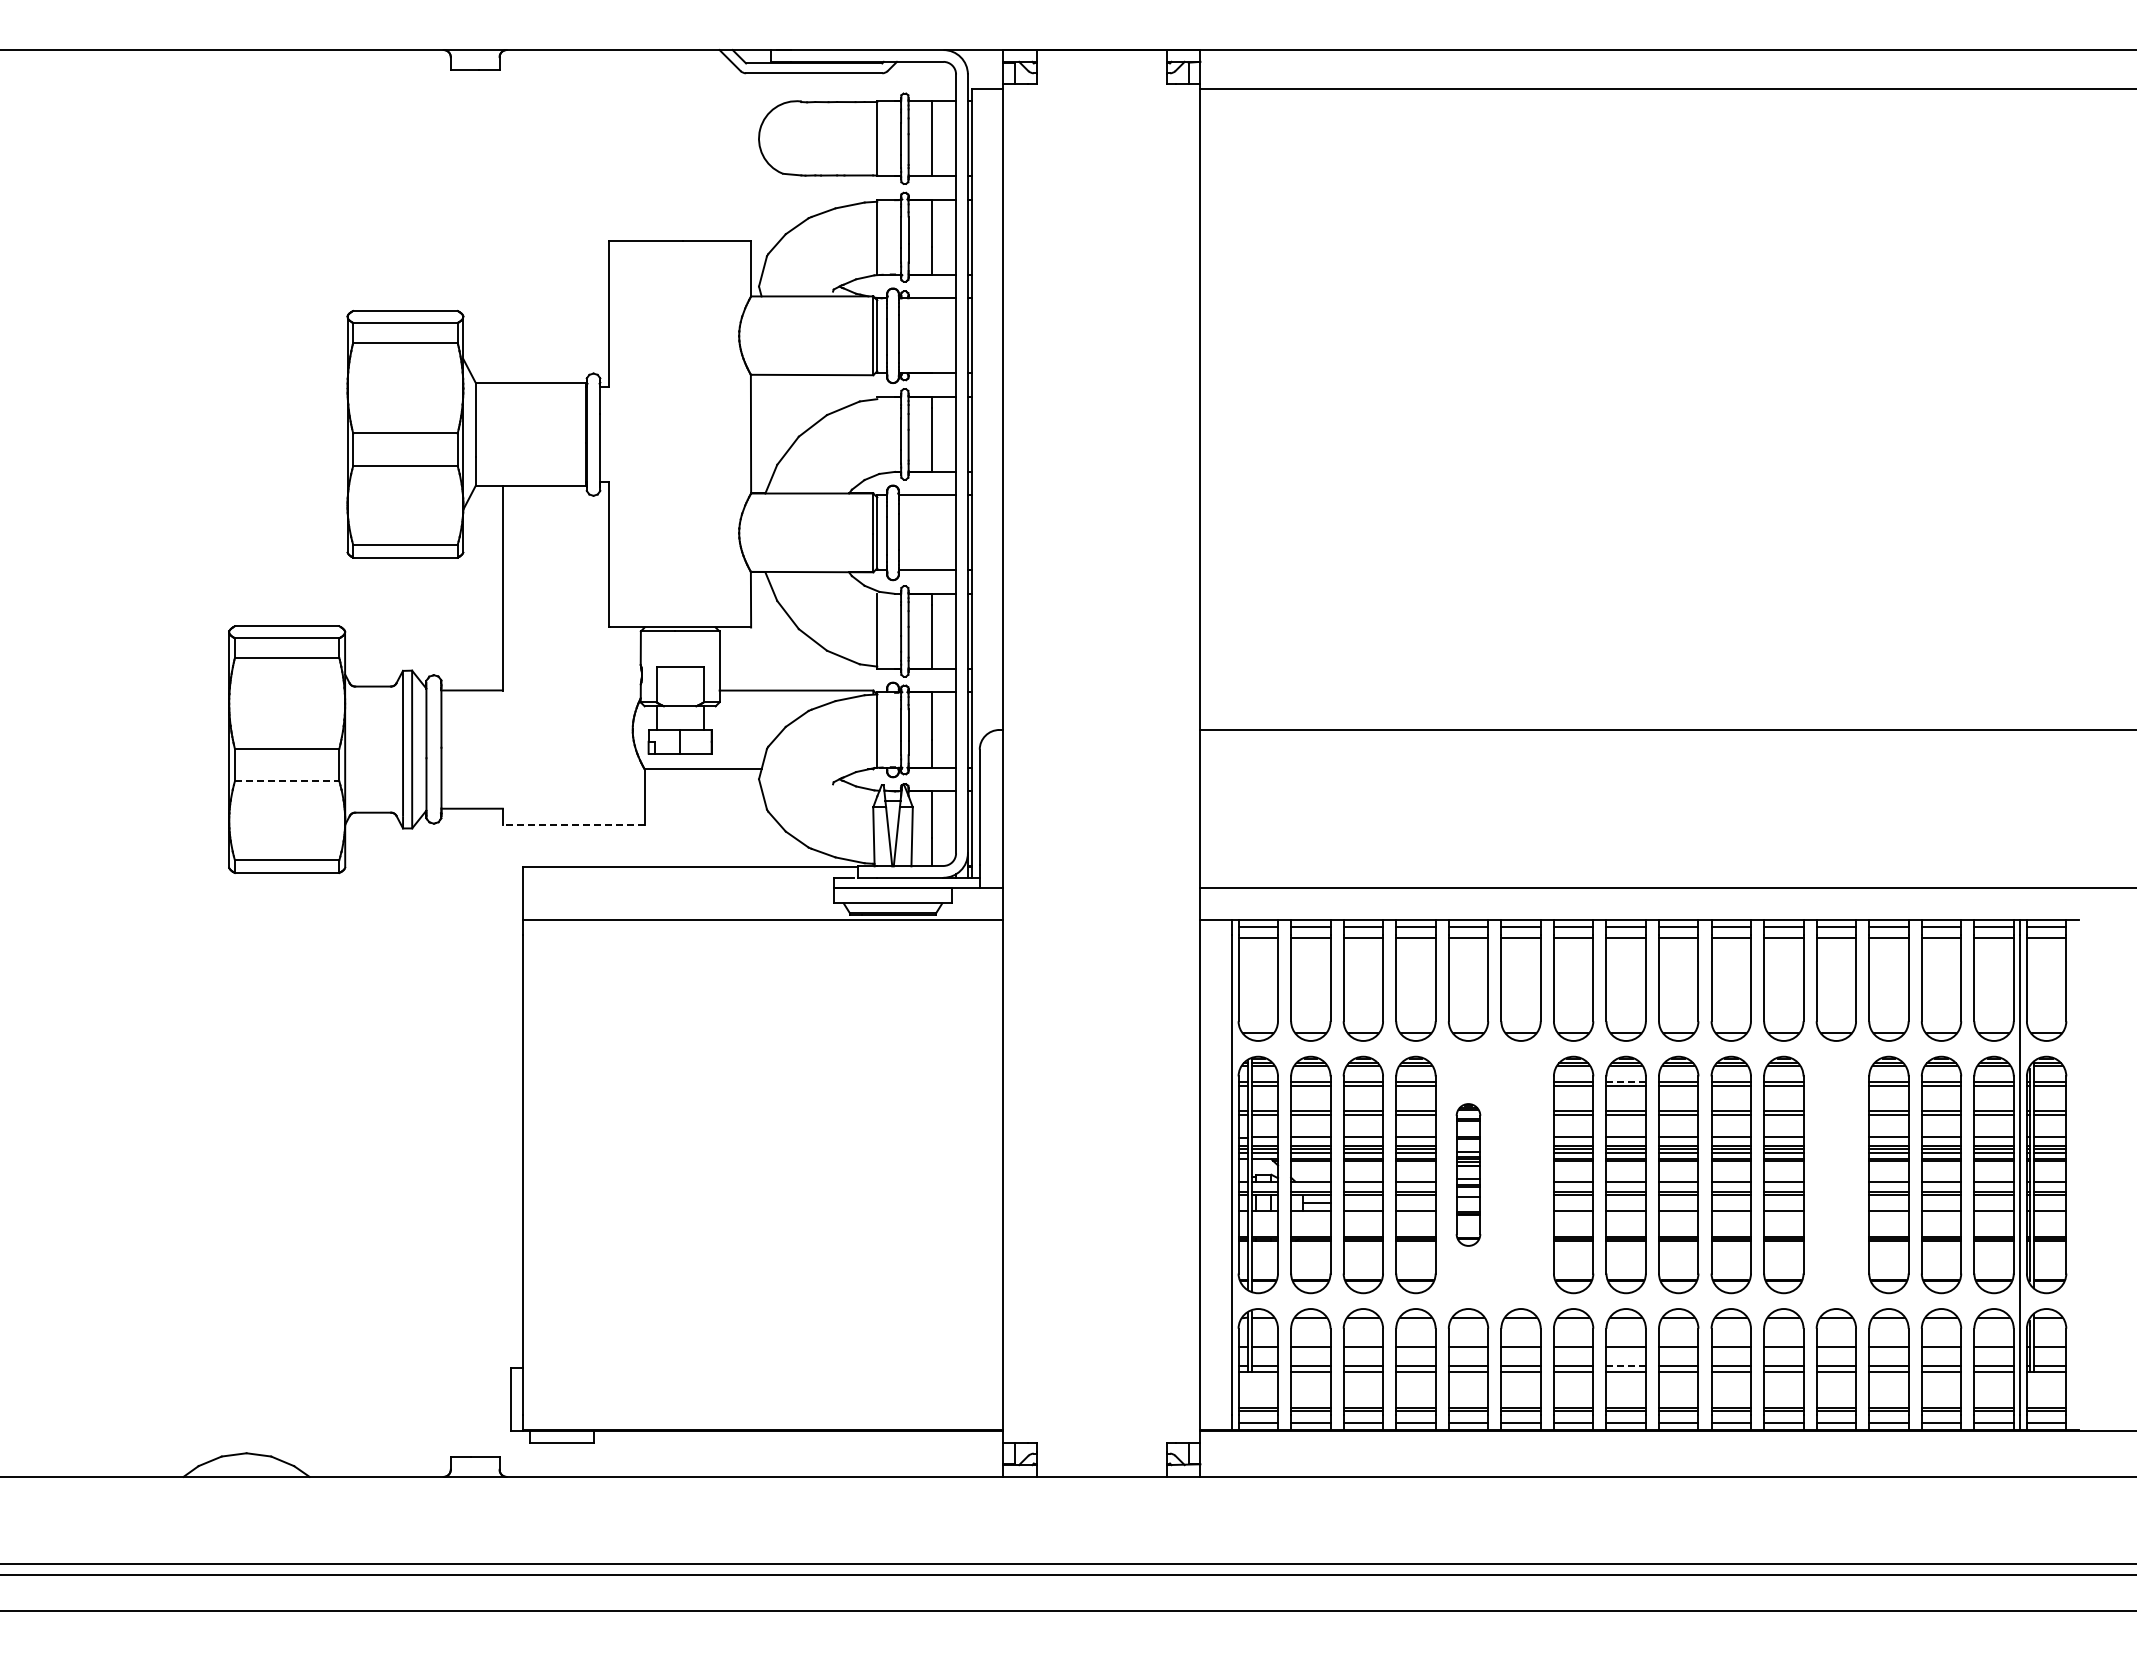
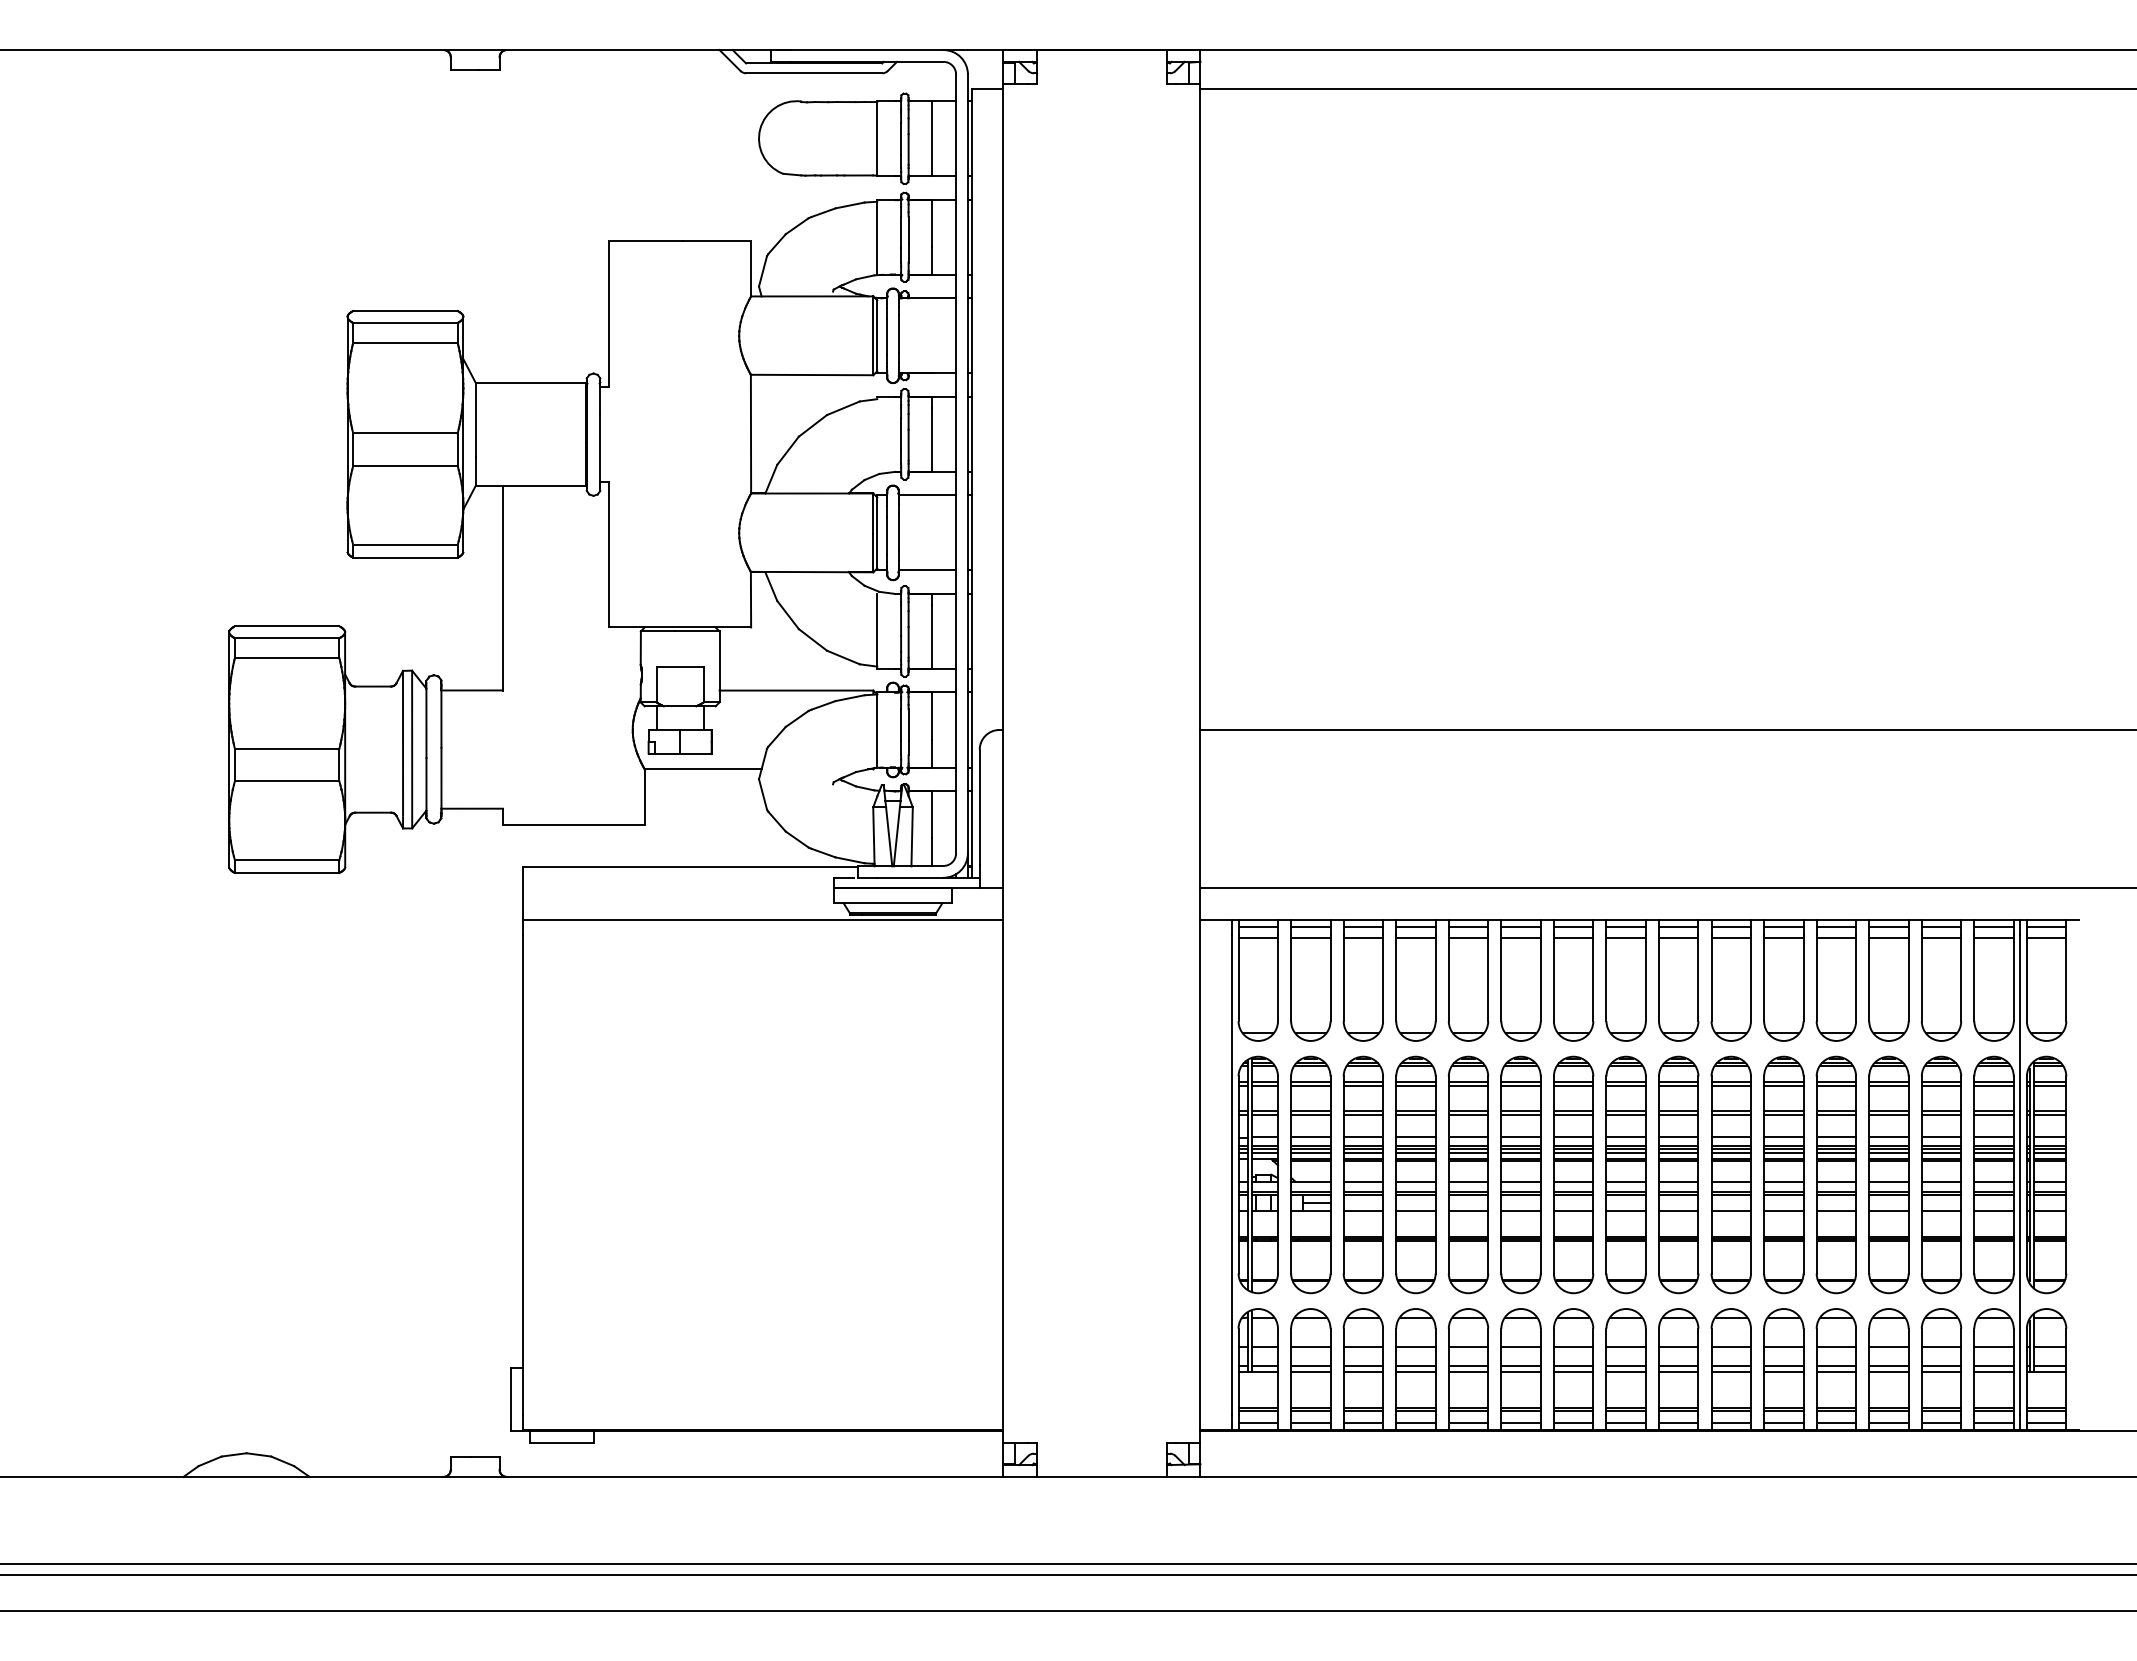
line: dashed -> solid (287, 781)
line: dashed -> solid (573, 824)
line: dashed -> solid (1626, 1081)
part size: 27x144 px -> 43x240 px (1468, 1174)
part: none -> present (1520, 1174)
part: none -> present (1835, 1174)
line: dashed -> solid (1626, 1365)
